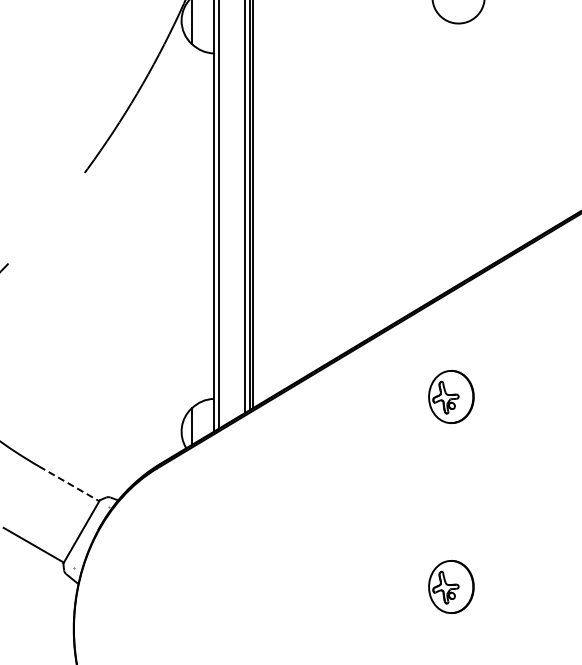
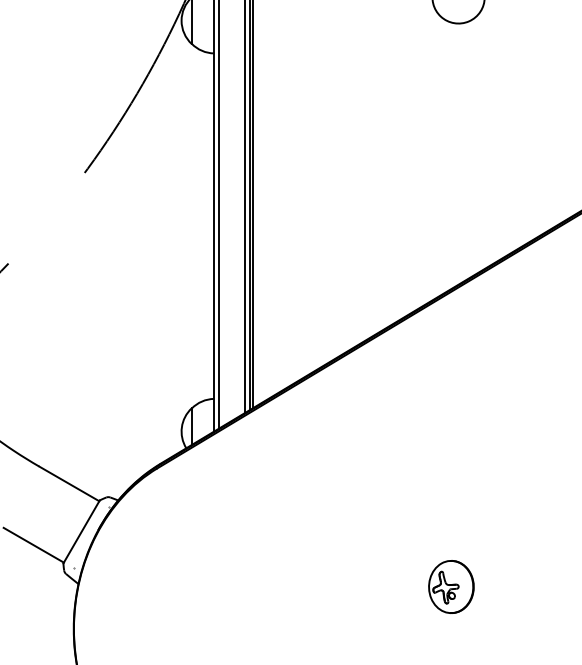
part: present -> none (451, 396)
line: dashed -> solid (69, 483)
